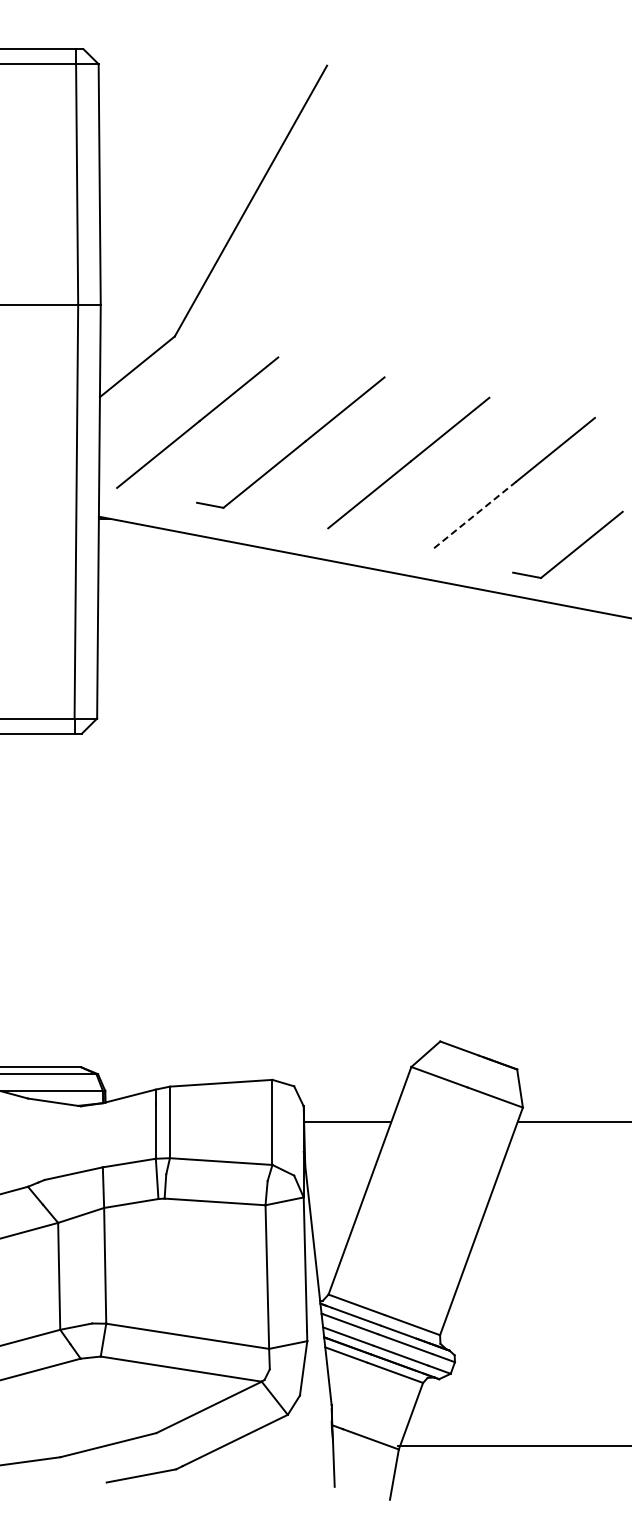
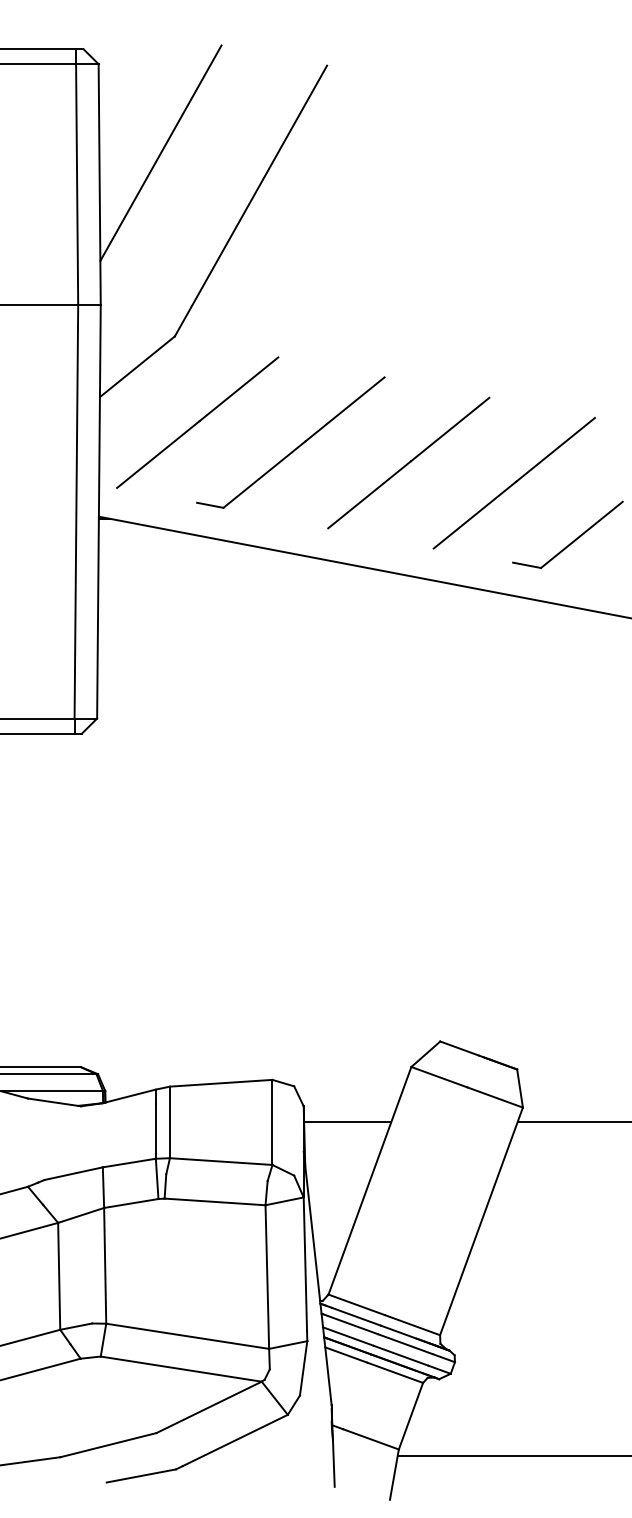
line: none -> present (160, 152)
line: dashed -> solid (474, 515)
part position: (573, 550) -> (573, 540) (573, 540)
line position: (512, 1446) -> (512, 1456) (512, 1456)
